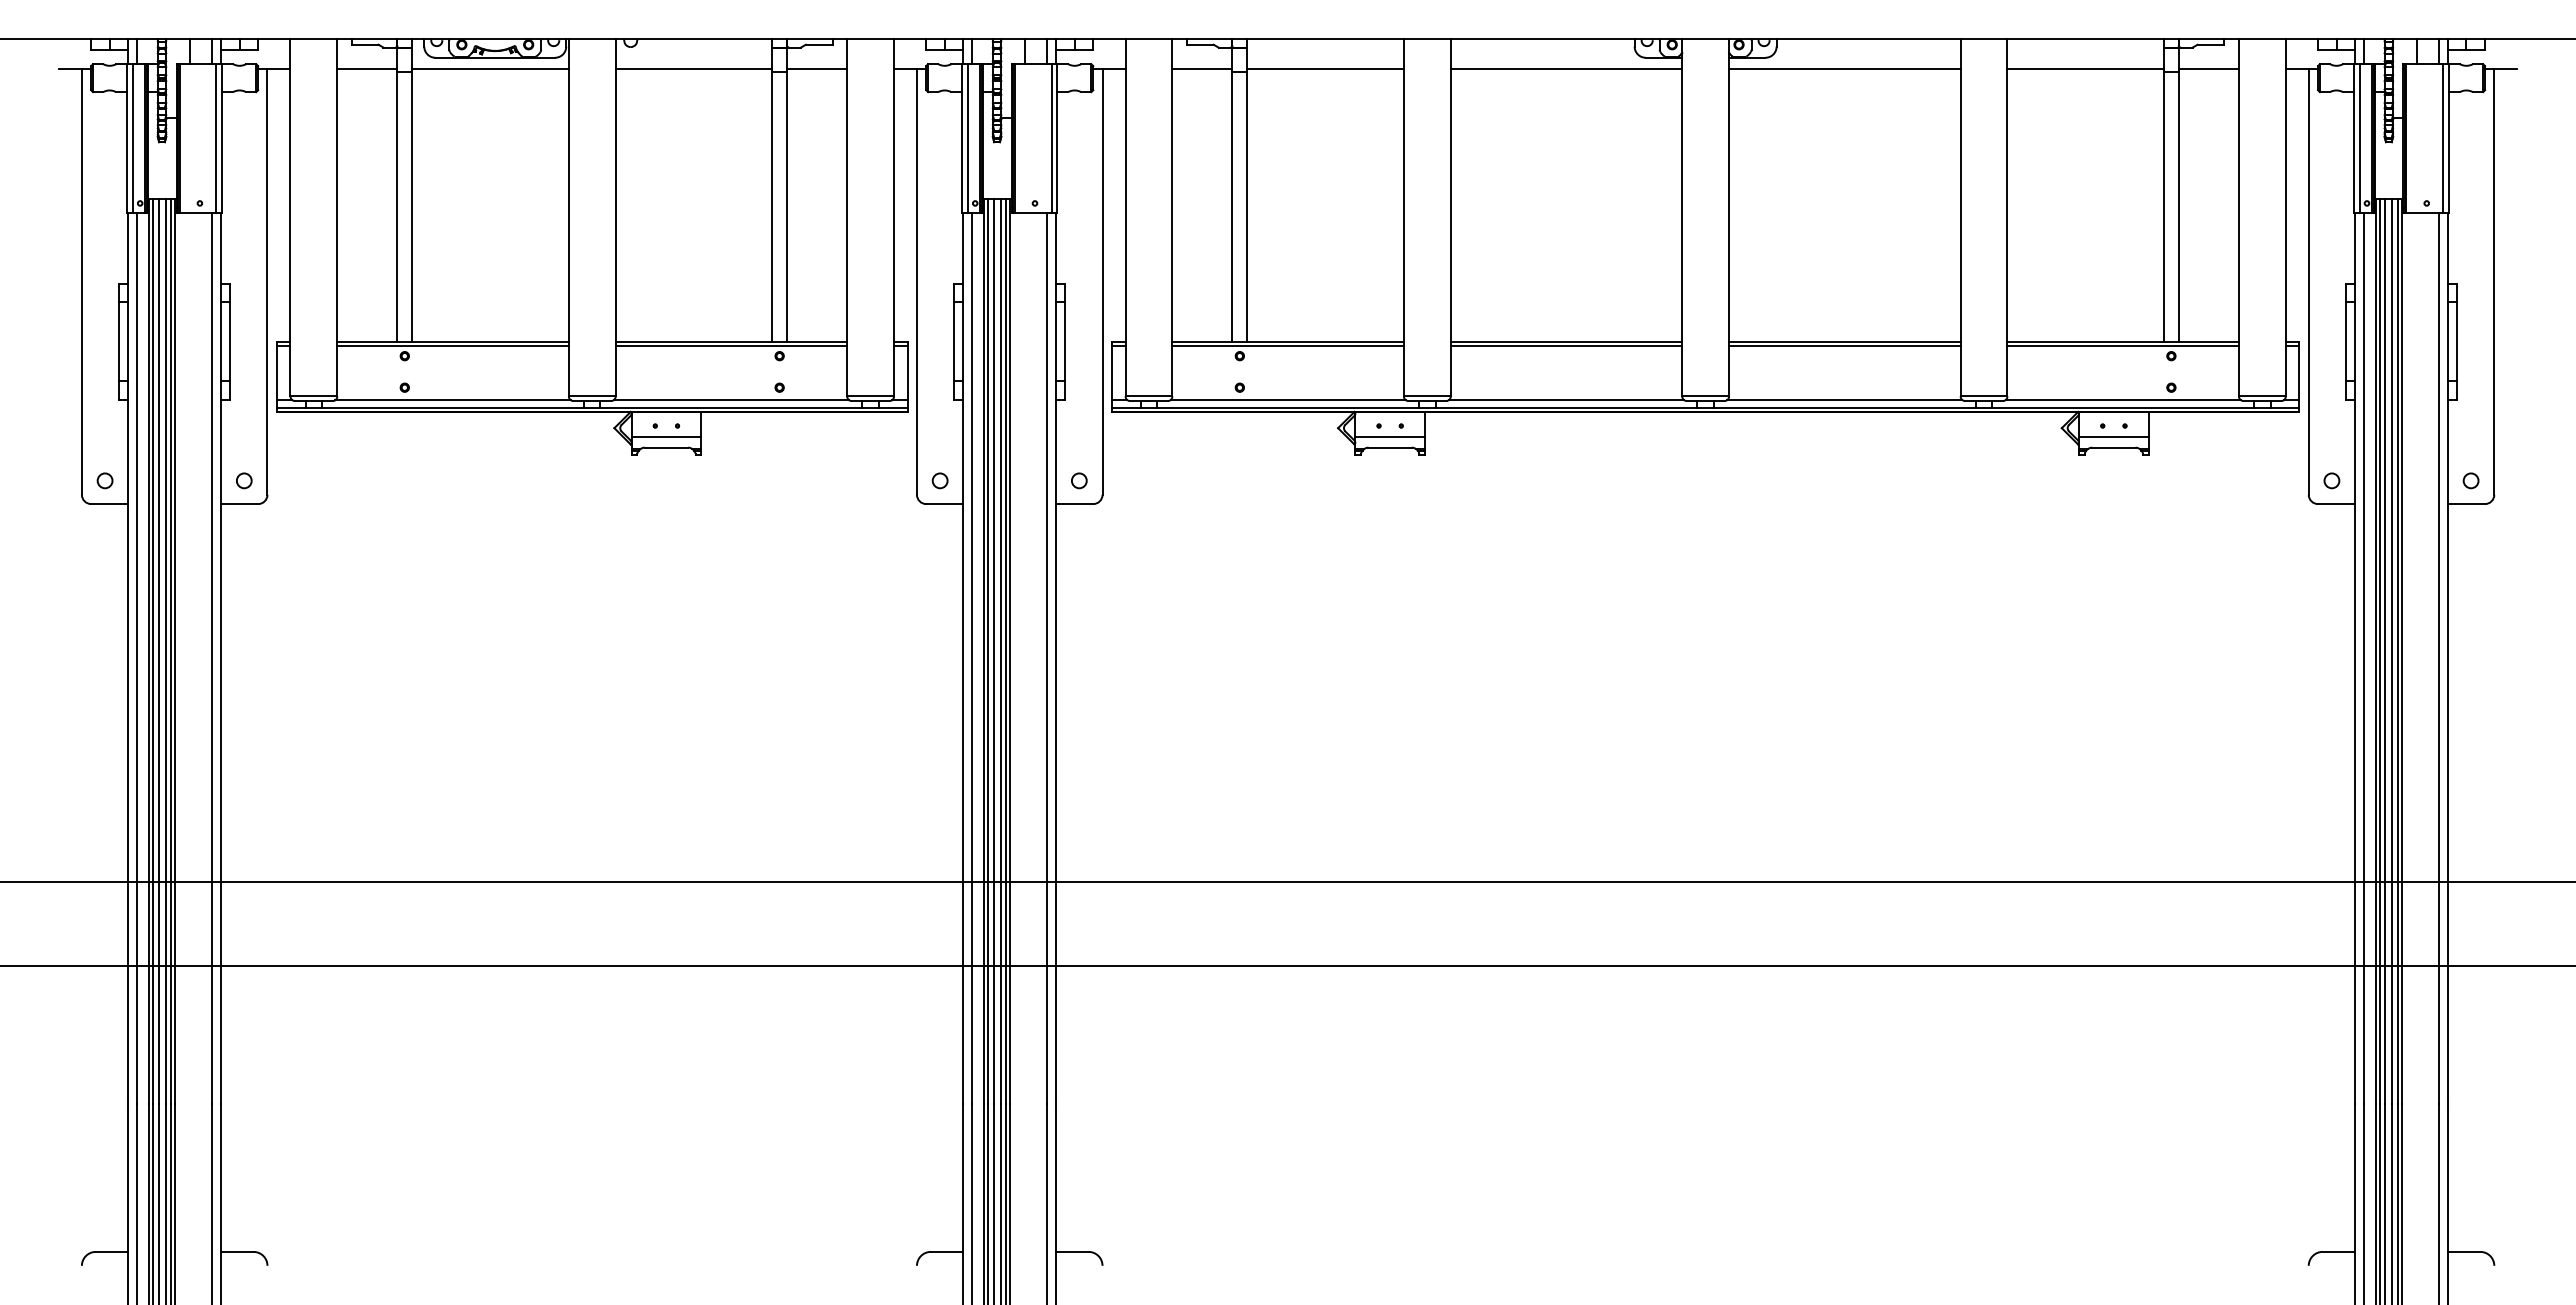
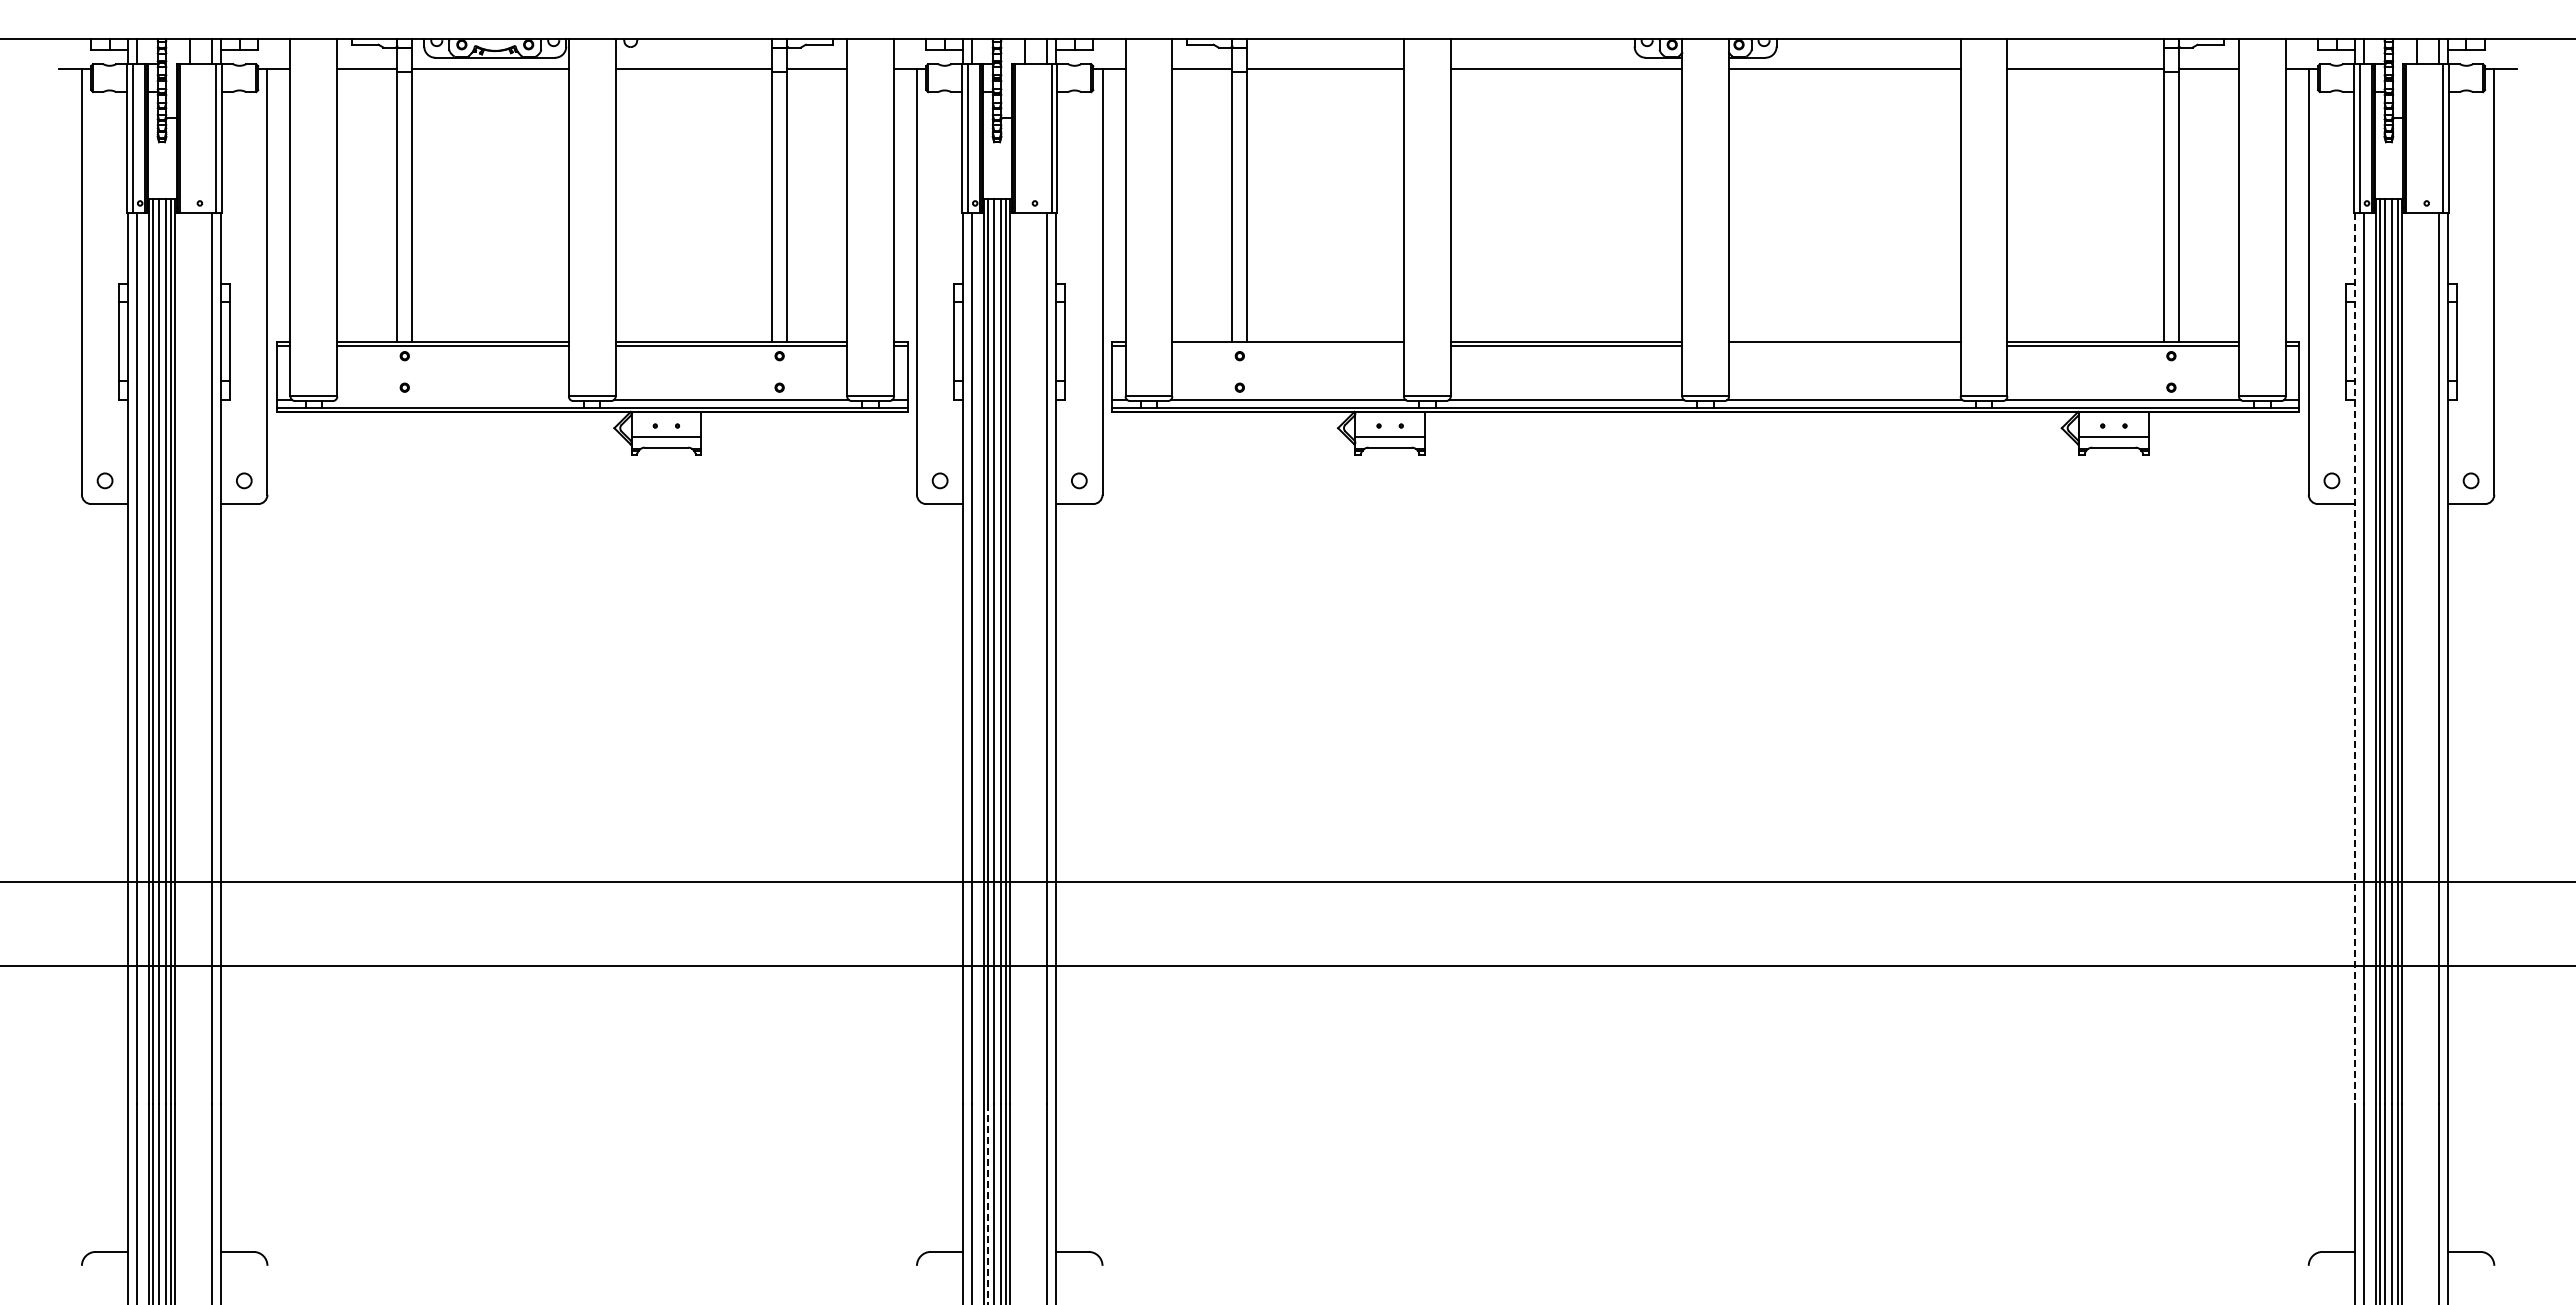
line: present -> none (1287, 346)
line: present -> none (1844, 346)
line: present -> none (452, 400)
line: solid -> dashed (2355, 658)
line: solid -> dashed (988, 1205)
